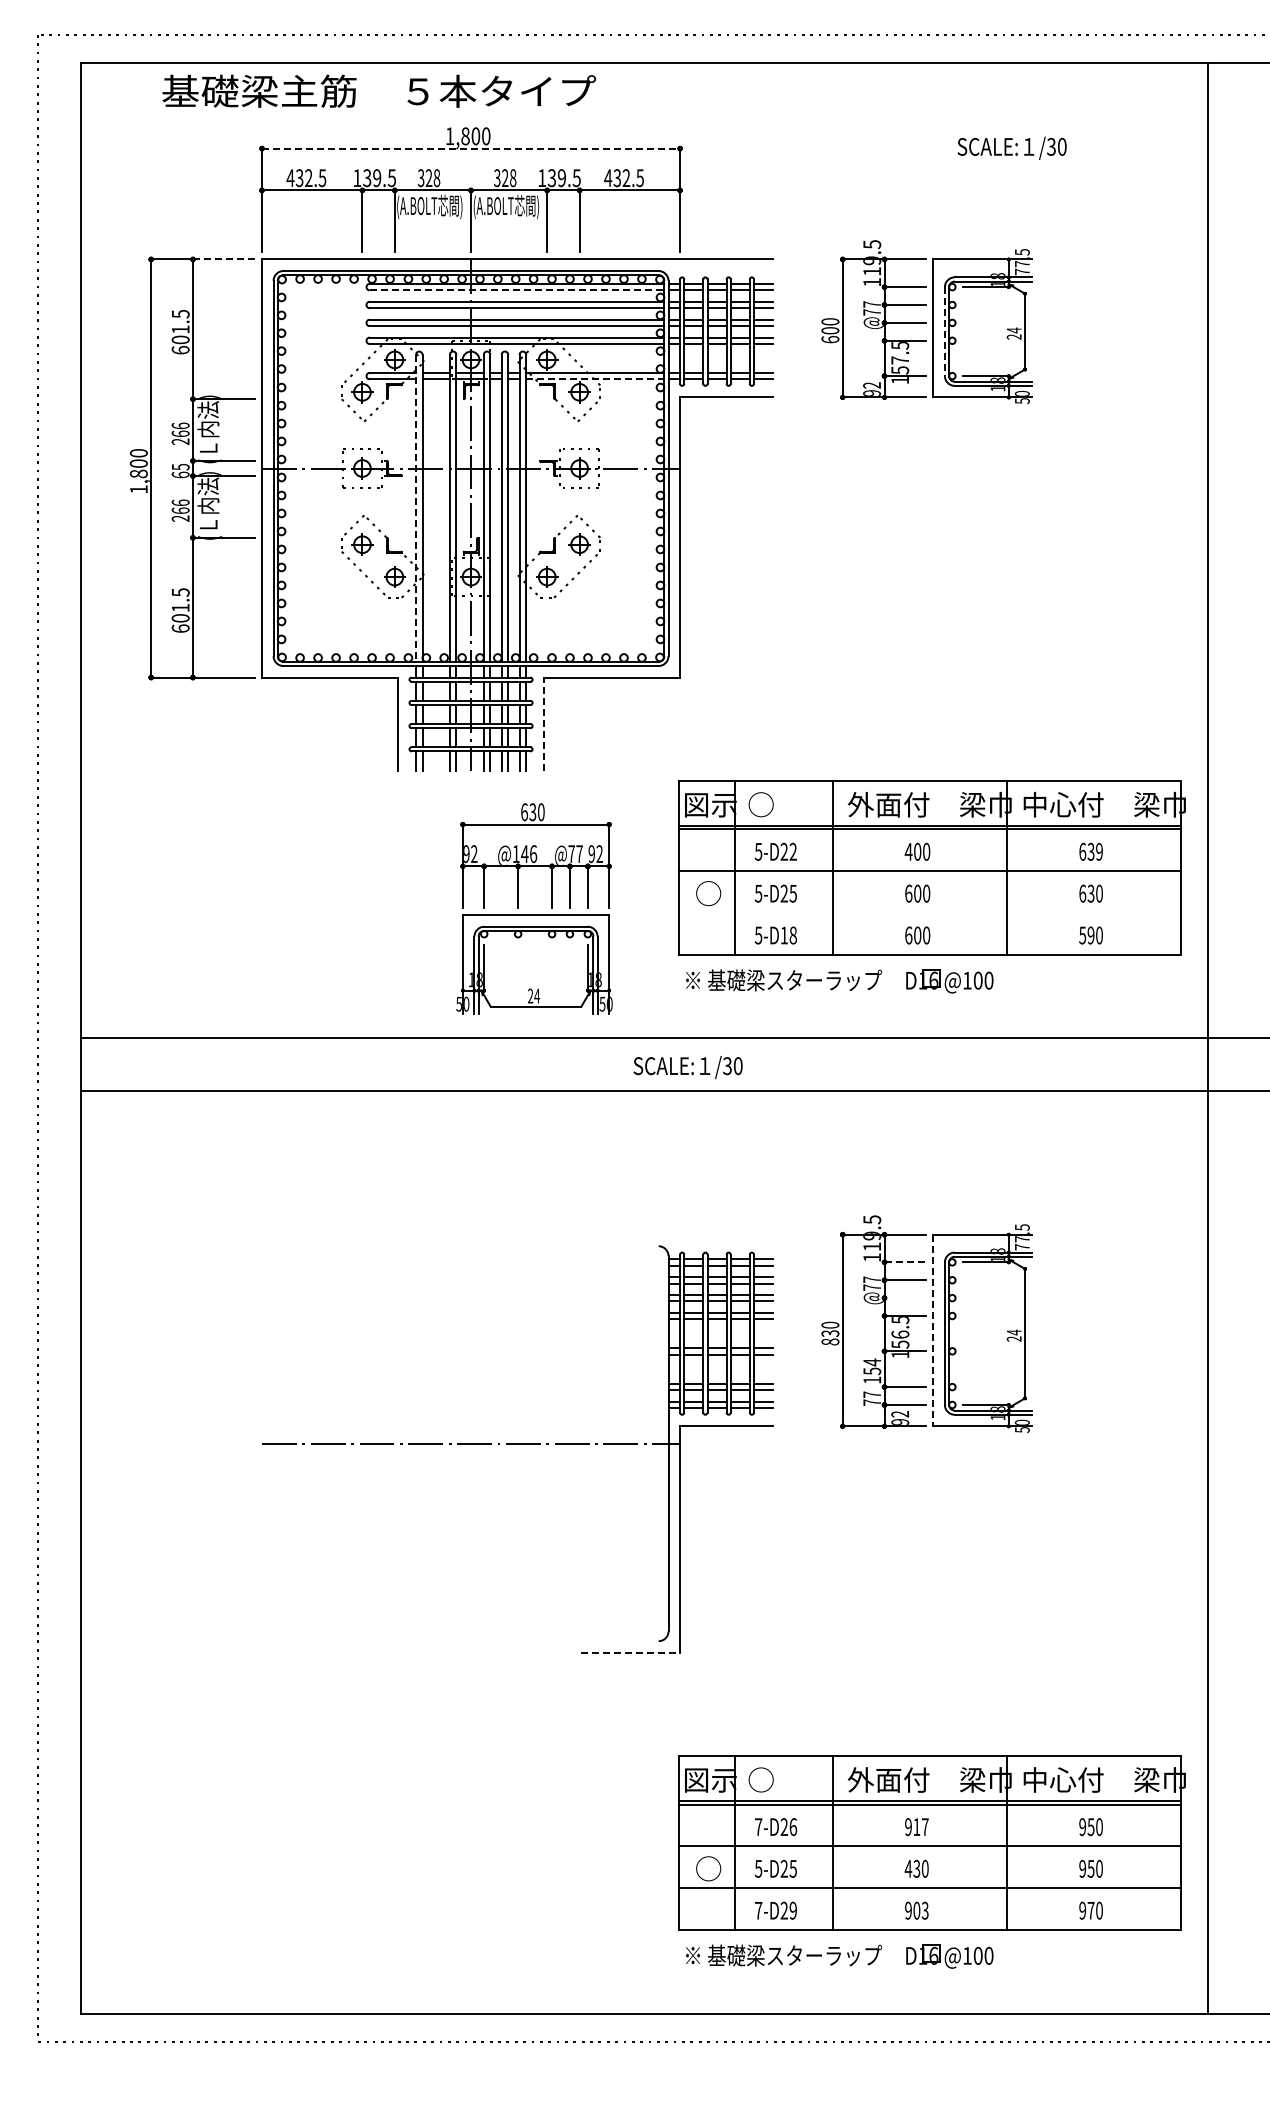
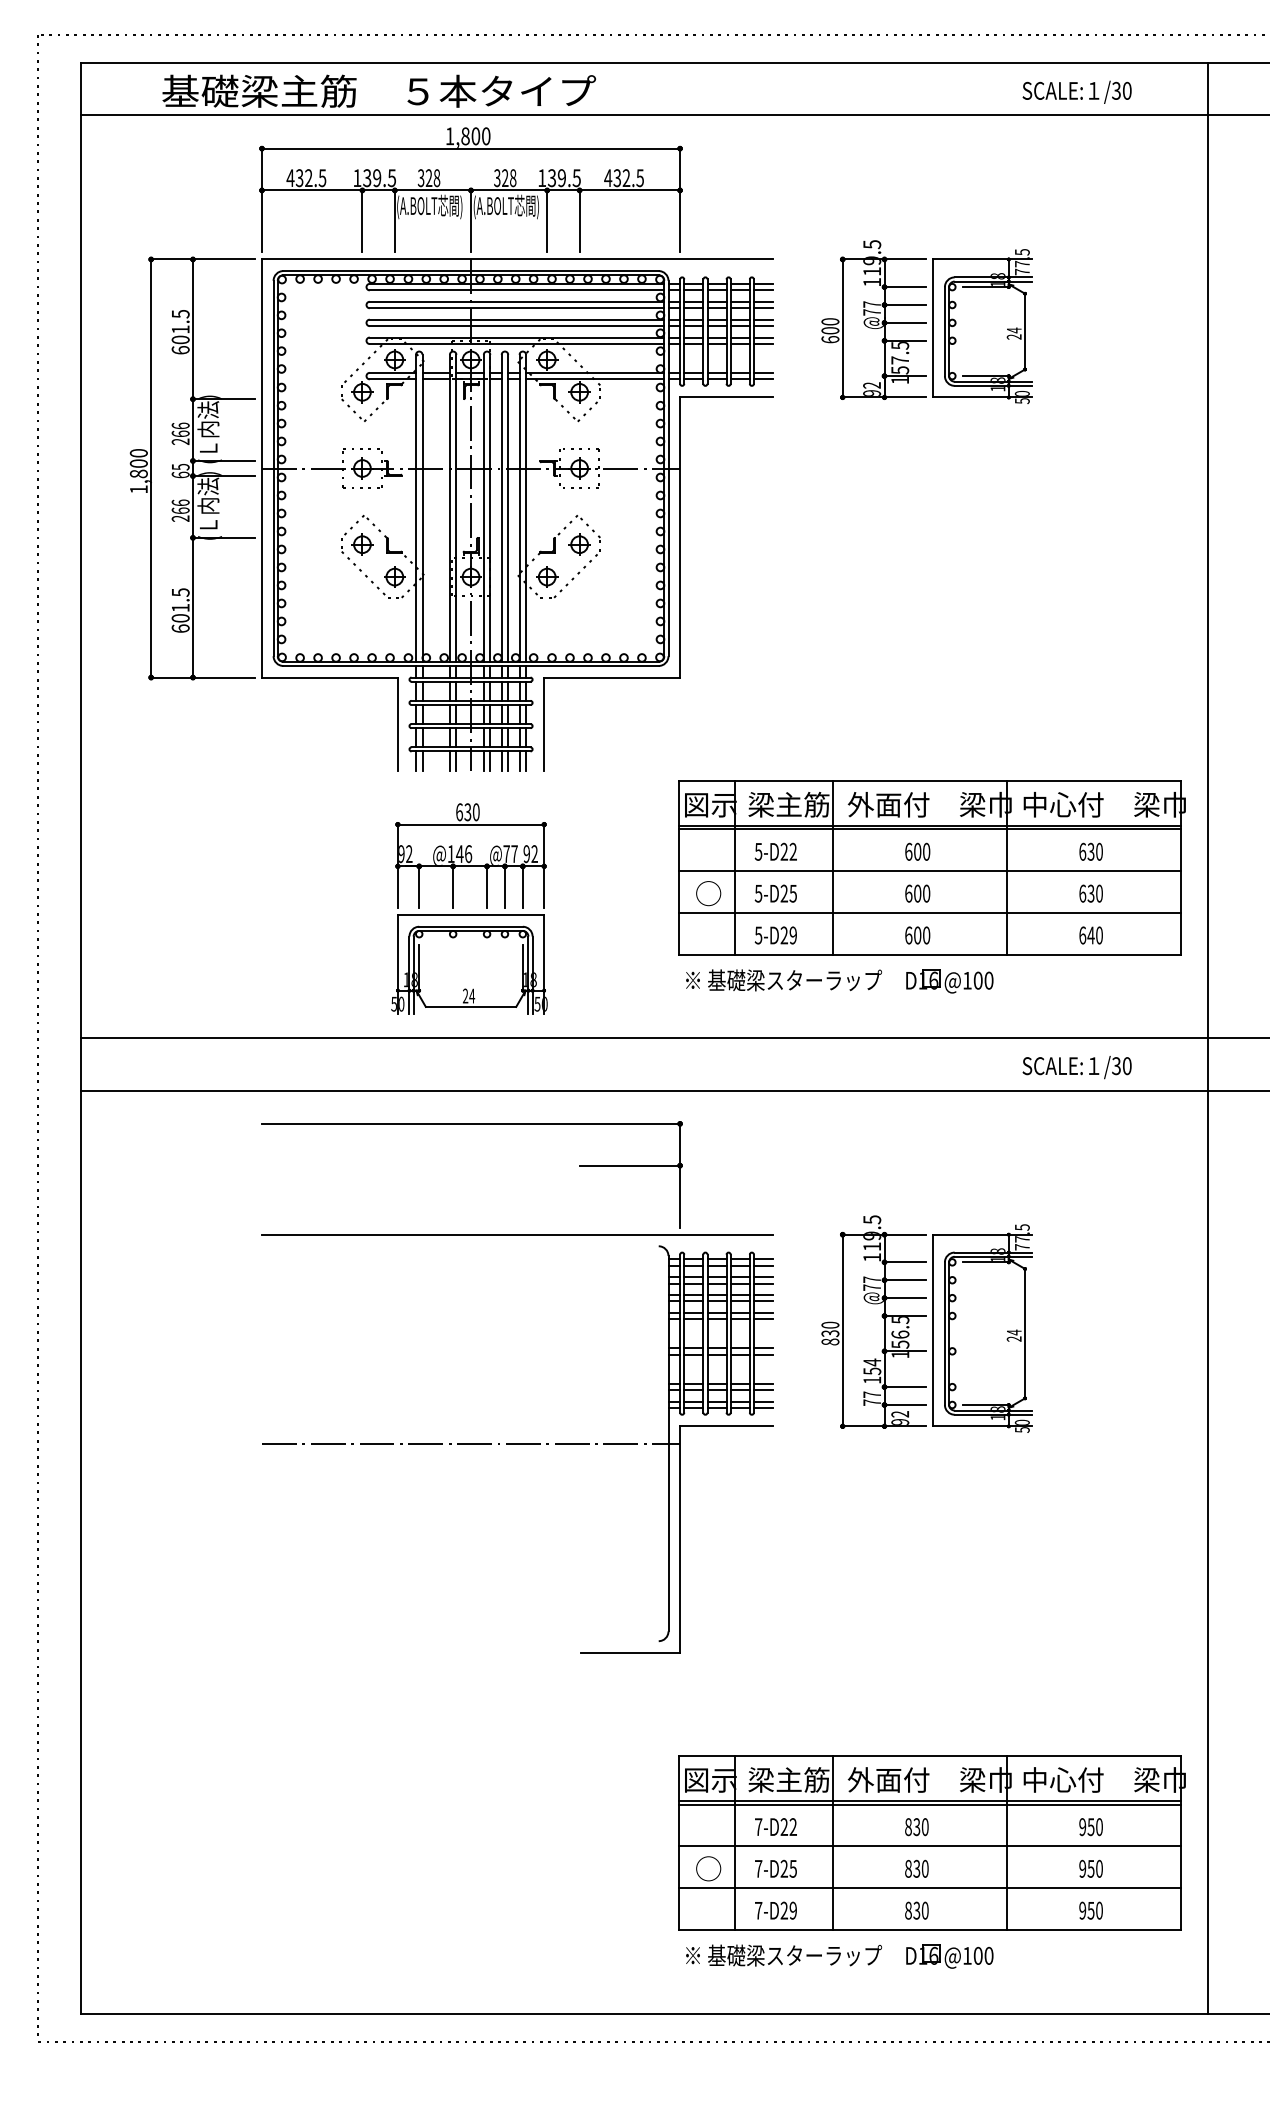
line: none -> present (673, 115)
text position: (1011, 147) -> (1076, 91) (1076, 91)
line: dashed -> solid (471, 148)
line: dashed -> solid (224, 259)
line: dashed -> solid (517, 290)
line: dashed -> solid (944, 332)
line: dashed -> solid (595, 379)
line: dashed -> solid (415, 508)
line: dashed -> solid (544, 723)
text: ○ -> 梁主筋 (788, 804)
text: 400 -> 600 (908, 851)
text: 639 -> 630 (1099, 851)
part position: (534, 908) -> (469, 908) (469, 908)
line: none -> present (930, 912)
text: 5-D18 -> 5-D29 (788, 935)
text: 590 -> 640 (1086, 935)
text position: (687, 1067) -> (1076, 1067) (1076, 1067)
part: none -> present (517, 1124)
line: dashed -> solid (905, 1262)
line: none -> present (905, 1298)
line: dashed -> solid (933, 1330)
line: dashed -> solid (630, 1652)
text: ○ -> 梁主筋 (788, 1779)
text: 7-D26 -> 7-D22 (793, 1827)
text: 917 -> 830 (916, 1827)
text: 5-D25 -> 7-D25 (758, 1868)
text: 430 -> 830 (908, 1868)
text: 903 -> 830 (916, 1910)
text: 970 -> 950 (1090, 1910)
